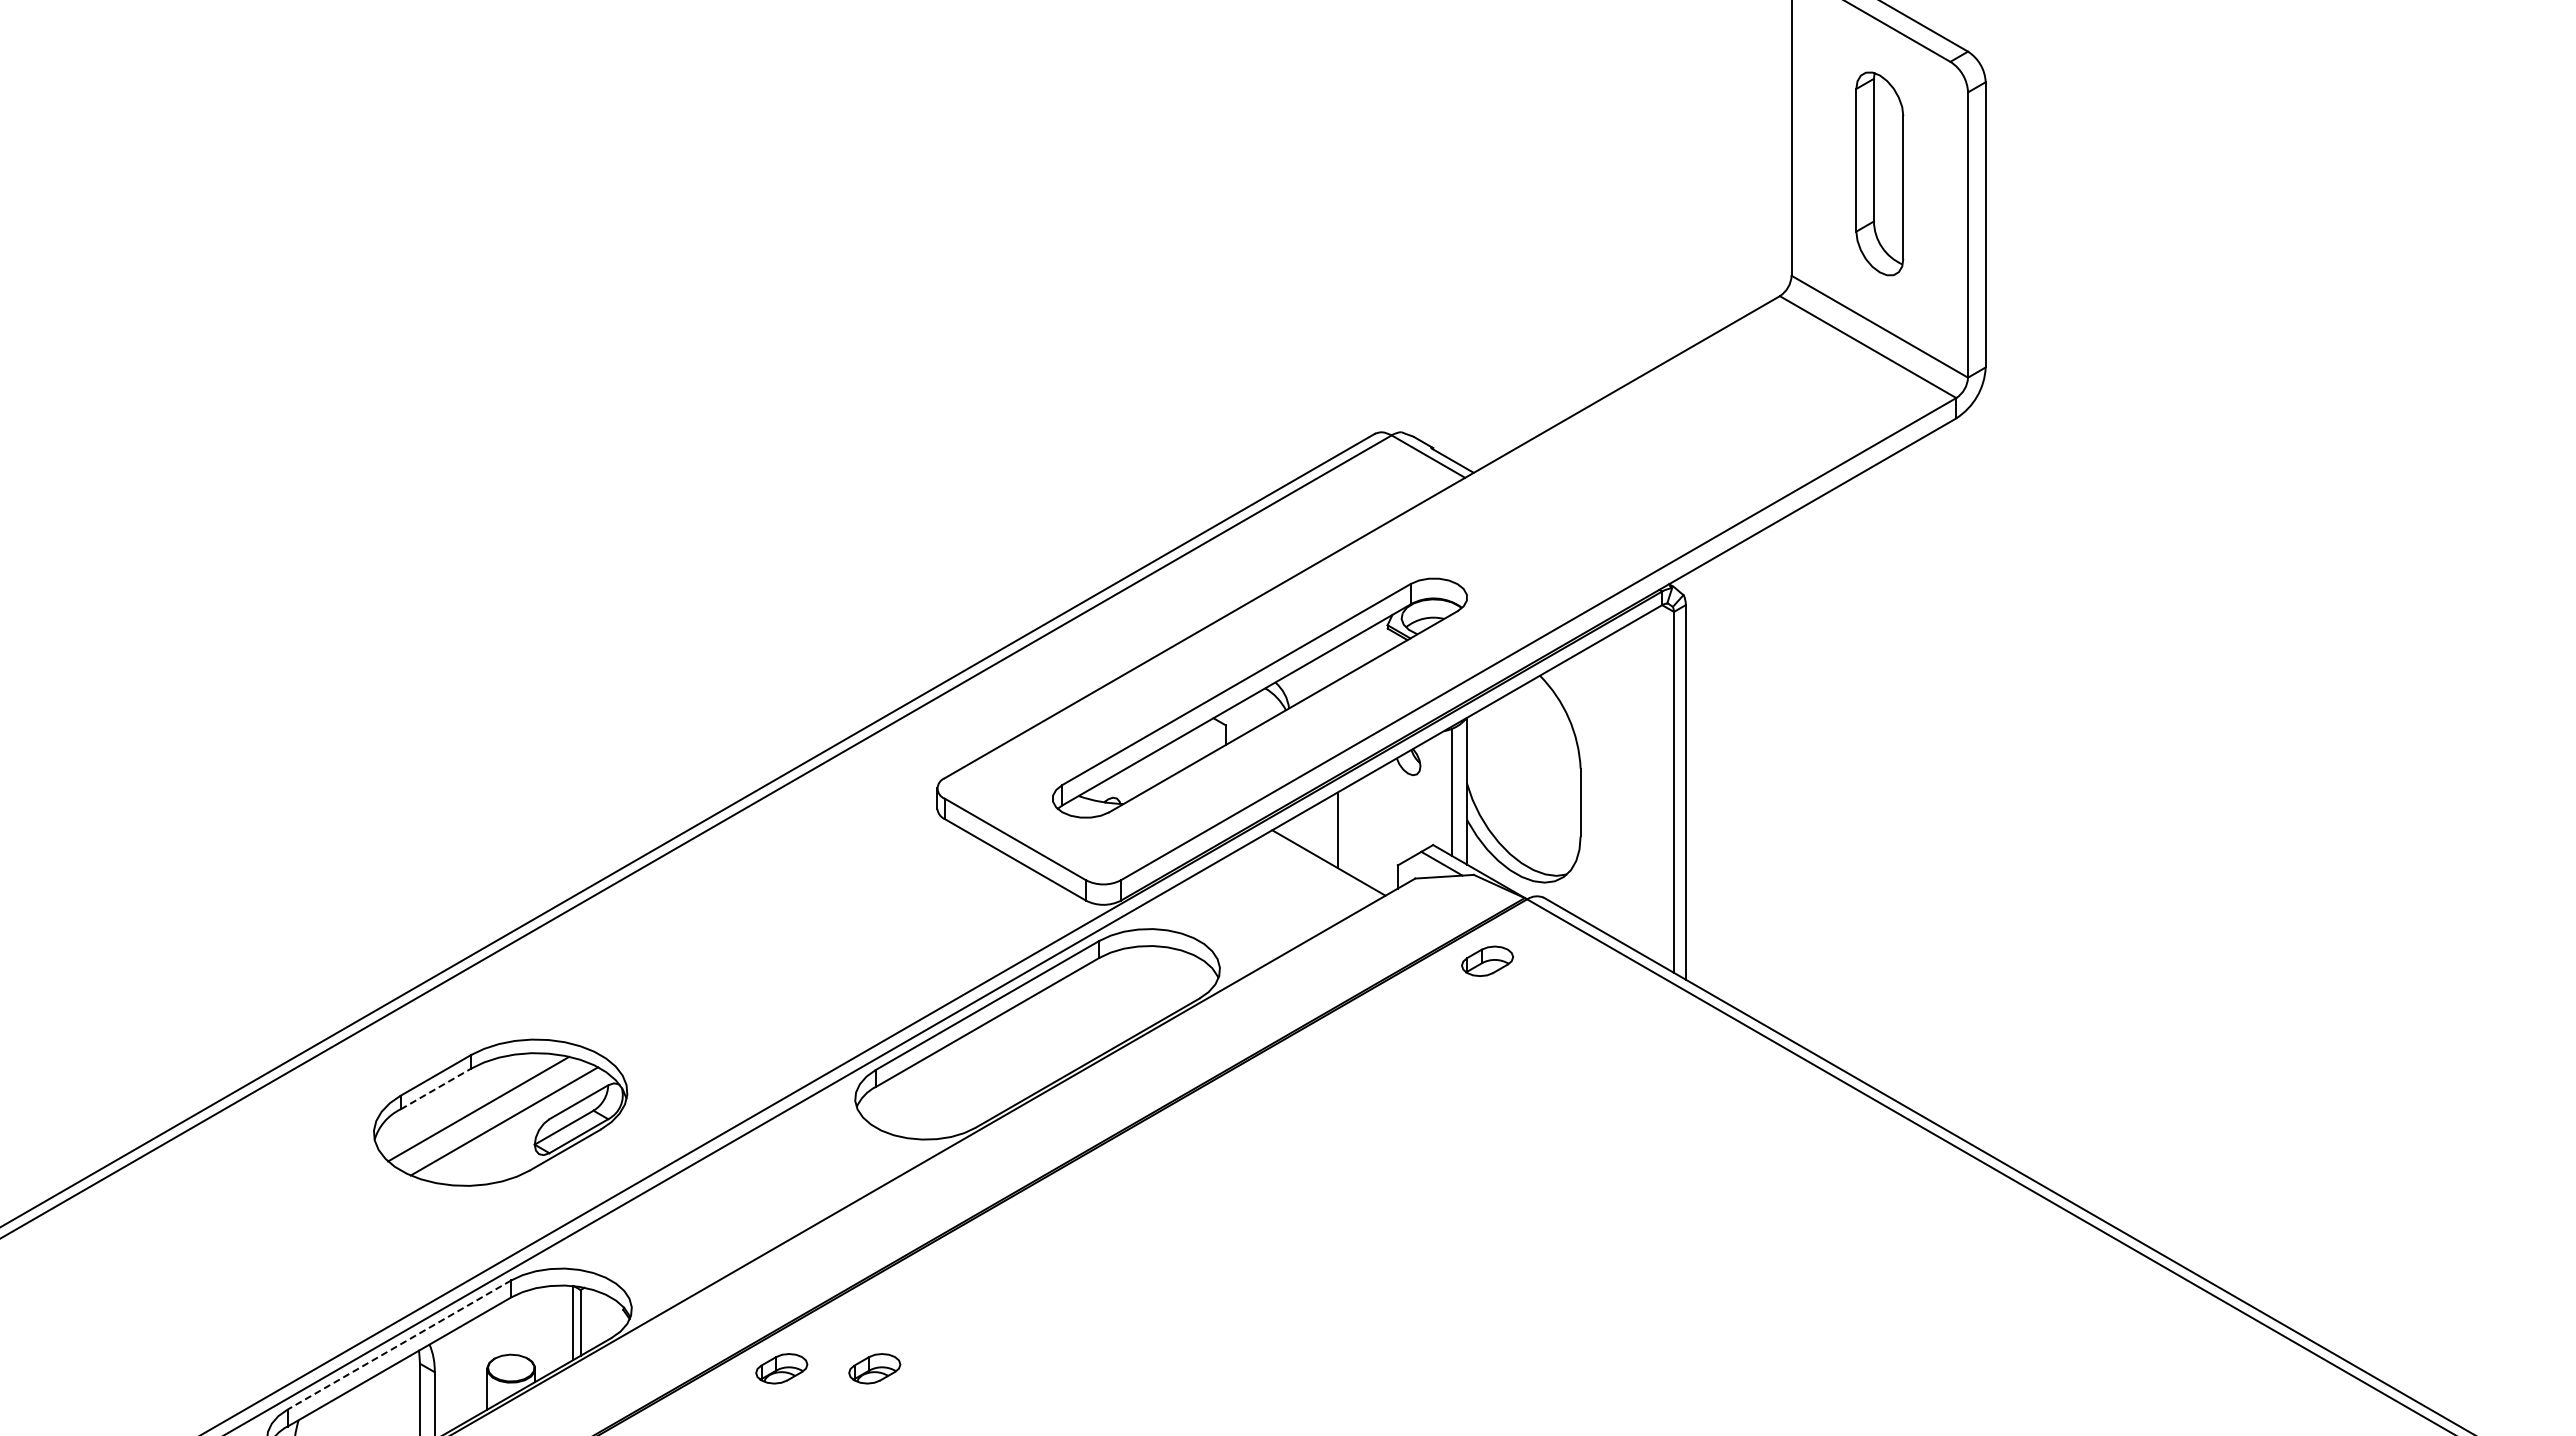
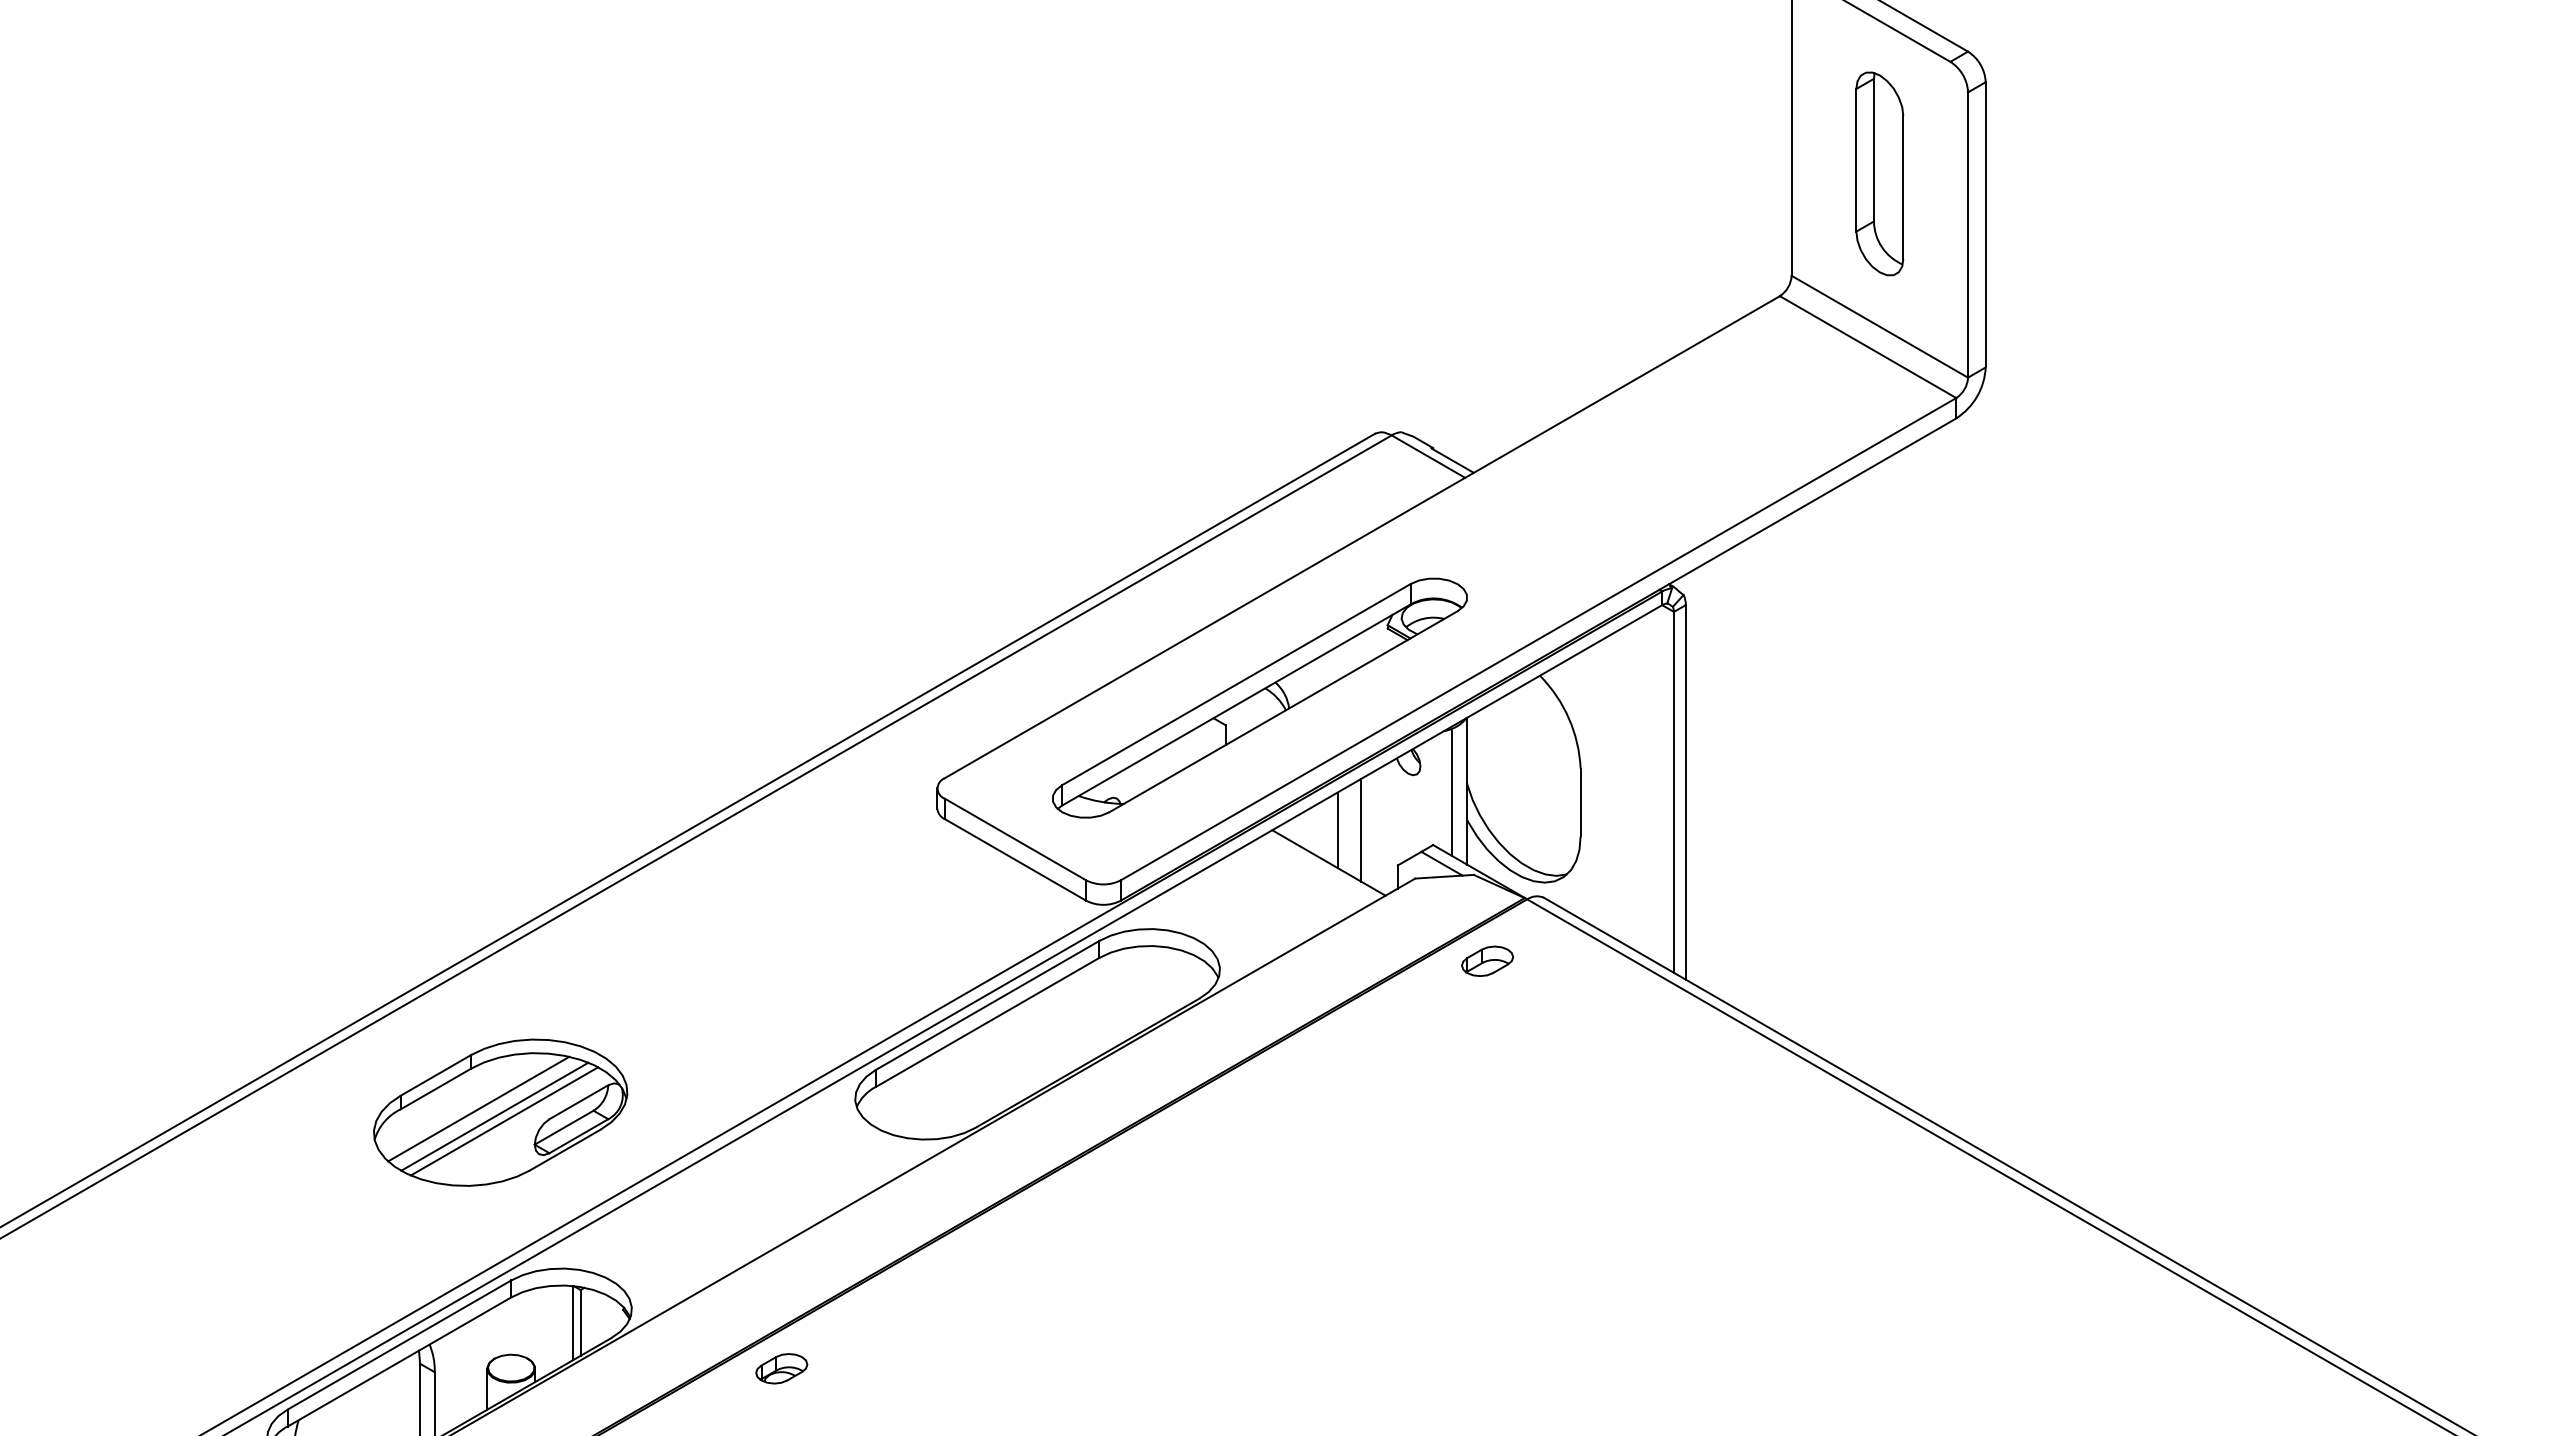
line: none -> present (1361, 830)
line: dashed -> solid (435, 1089)
line: none -> present (494, 1116)
line: dashed -> solid (399, 1345)
part: present -> none (874, 1368)
